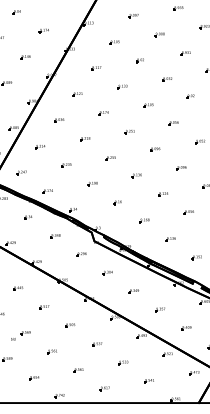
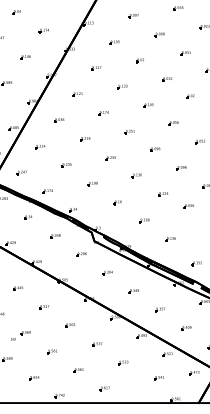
part position: (188, 212) -> (188, 206) (188, 206)
part position: (196, 257) -> (196, 263) (196, 263)
part position: (148, 381) -> (158, 378) (158, 378)
